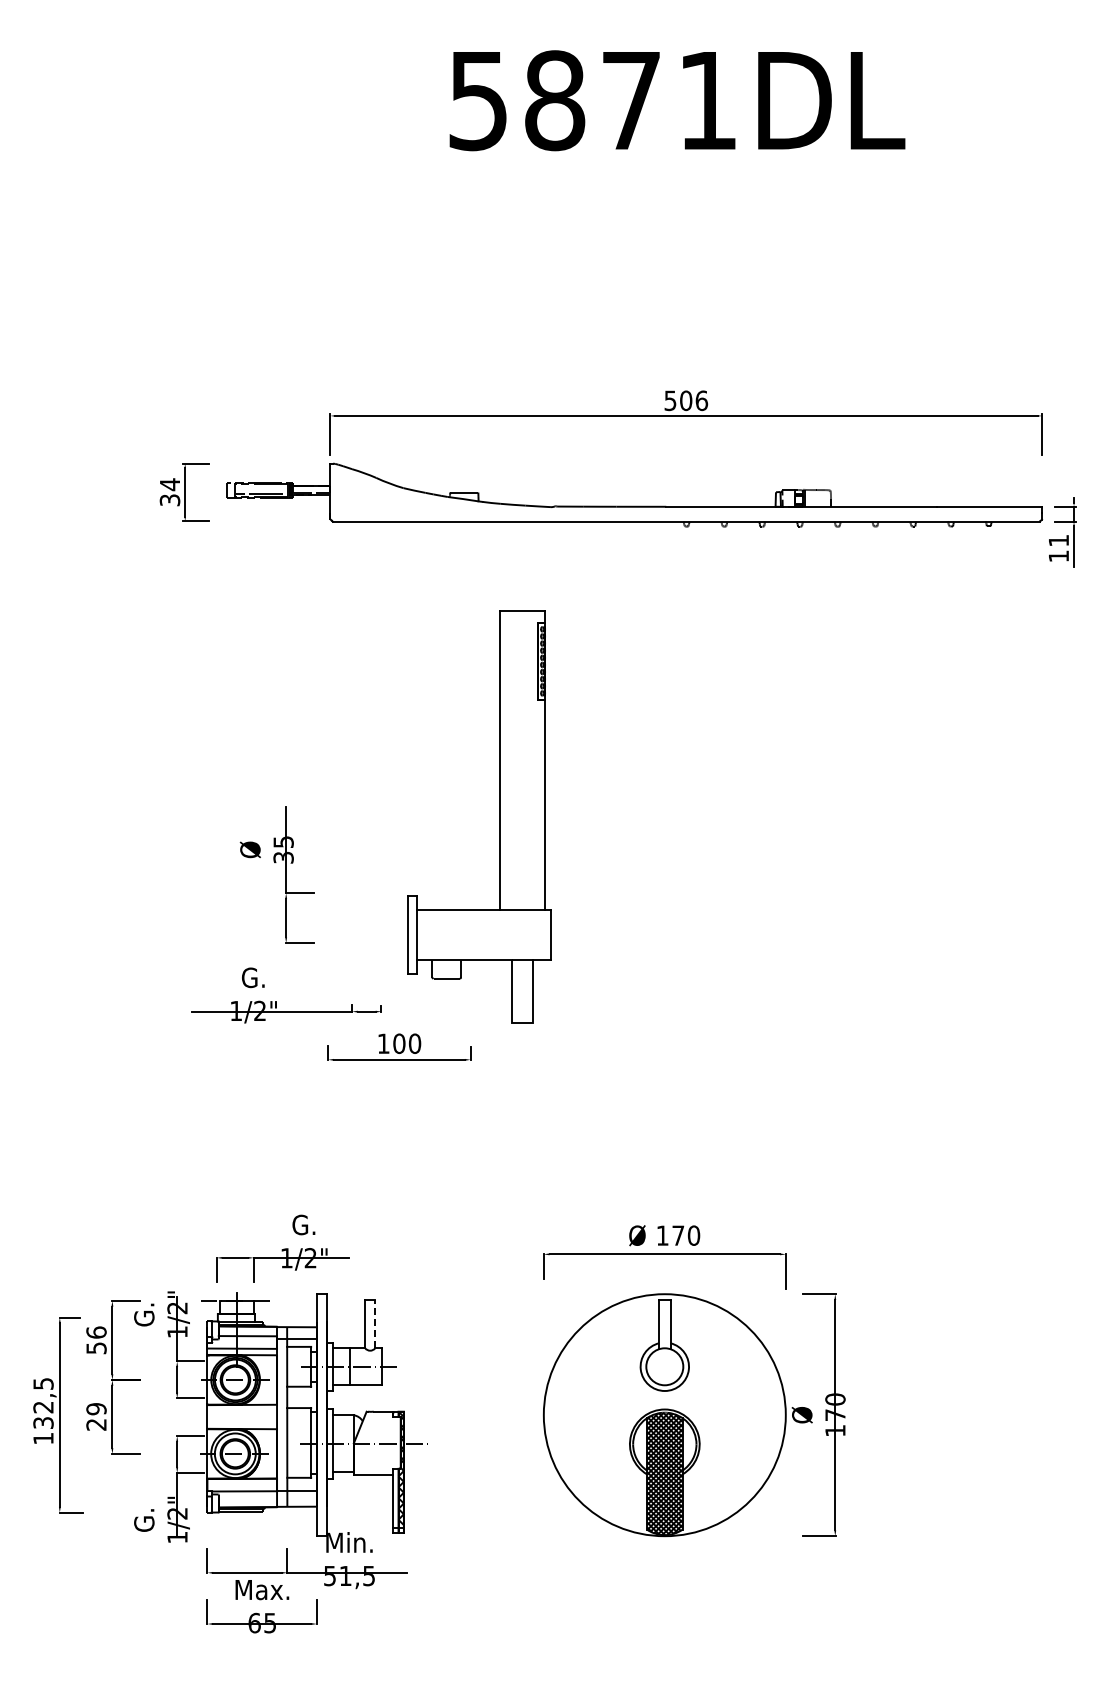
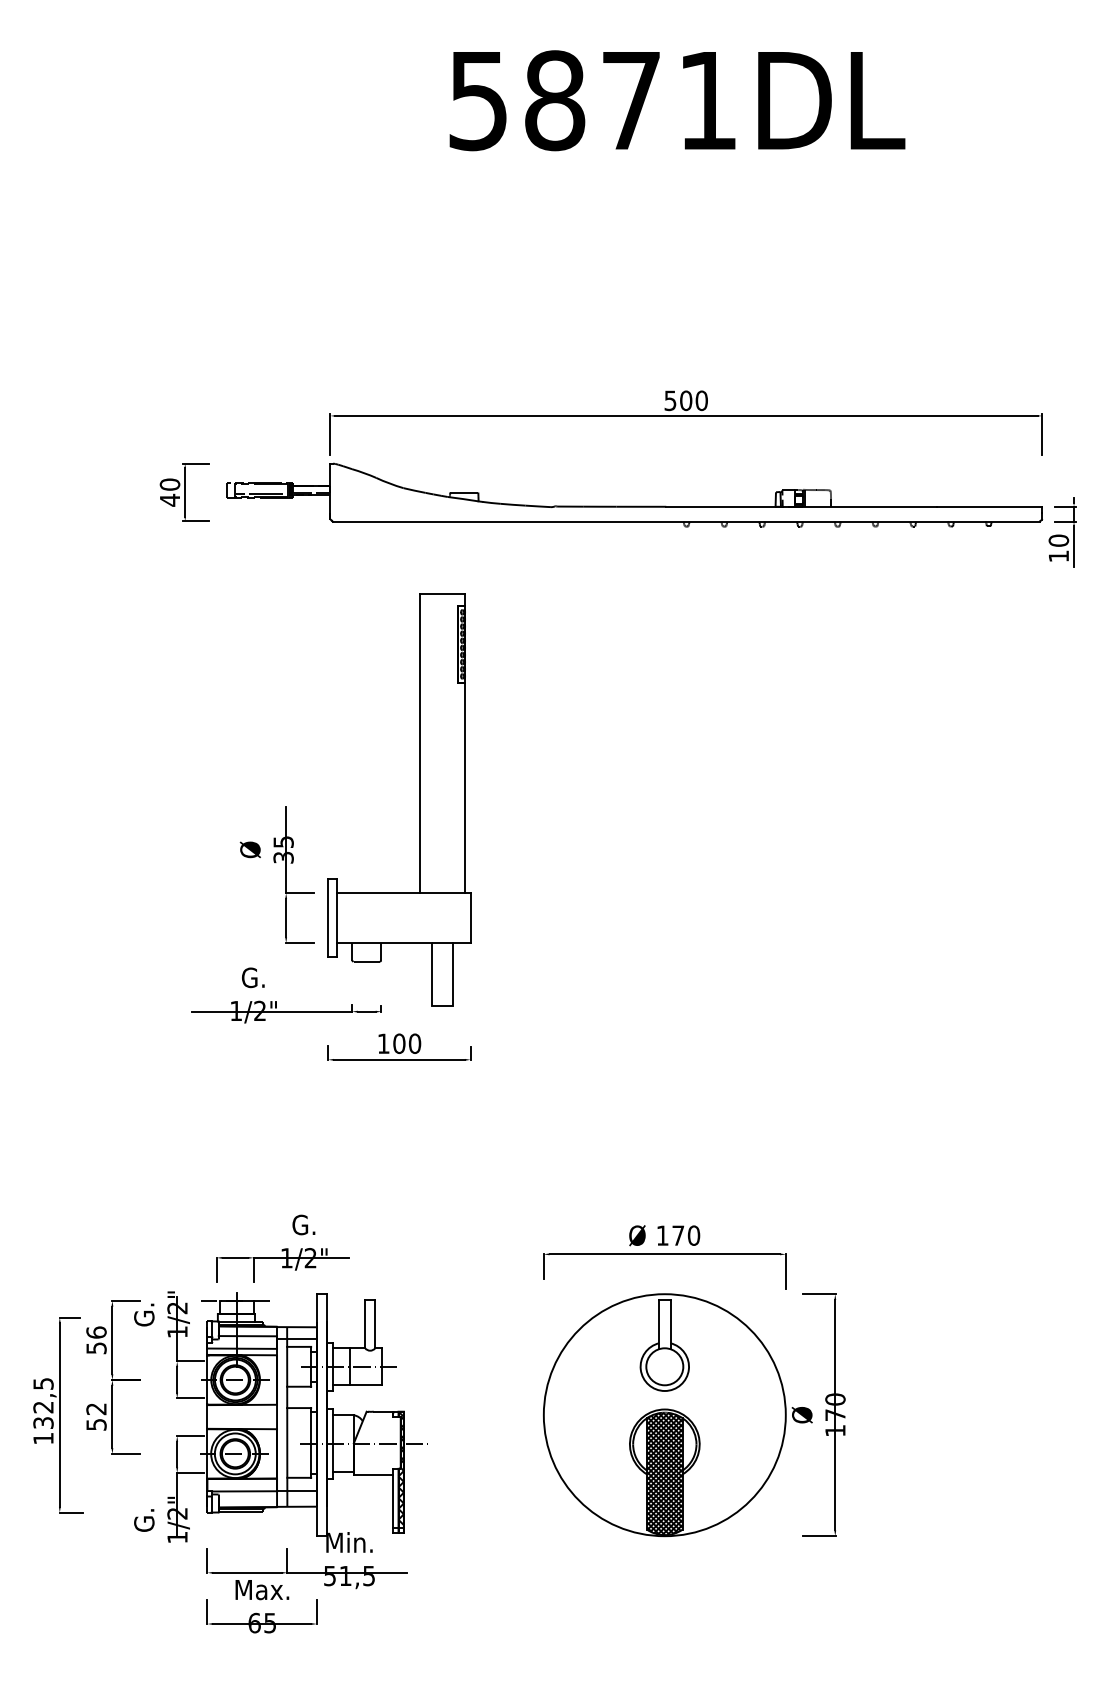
text: 506 -> 500 (701, 400)
text: 34 -> 40 (169, 492)
text: 11 -> 10 (1058, 540)
part position: (499, 816) -> (419, 799) (419, 799)
line: dashed -> solid (375, 1323)
text: 29 -> 52 (96, 1416)
